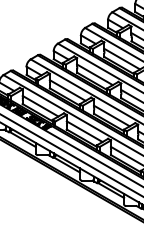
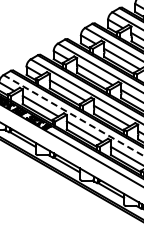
line: solid -> dashed (73, 115)
line: present -> none (71, 155)
